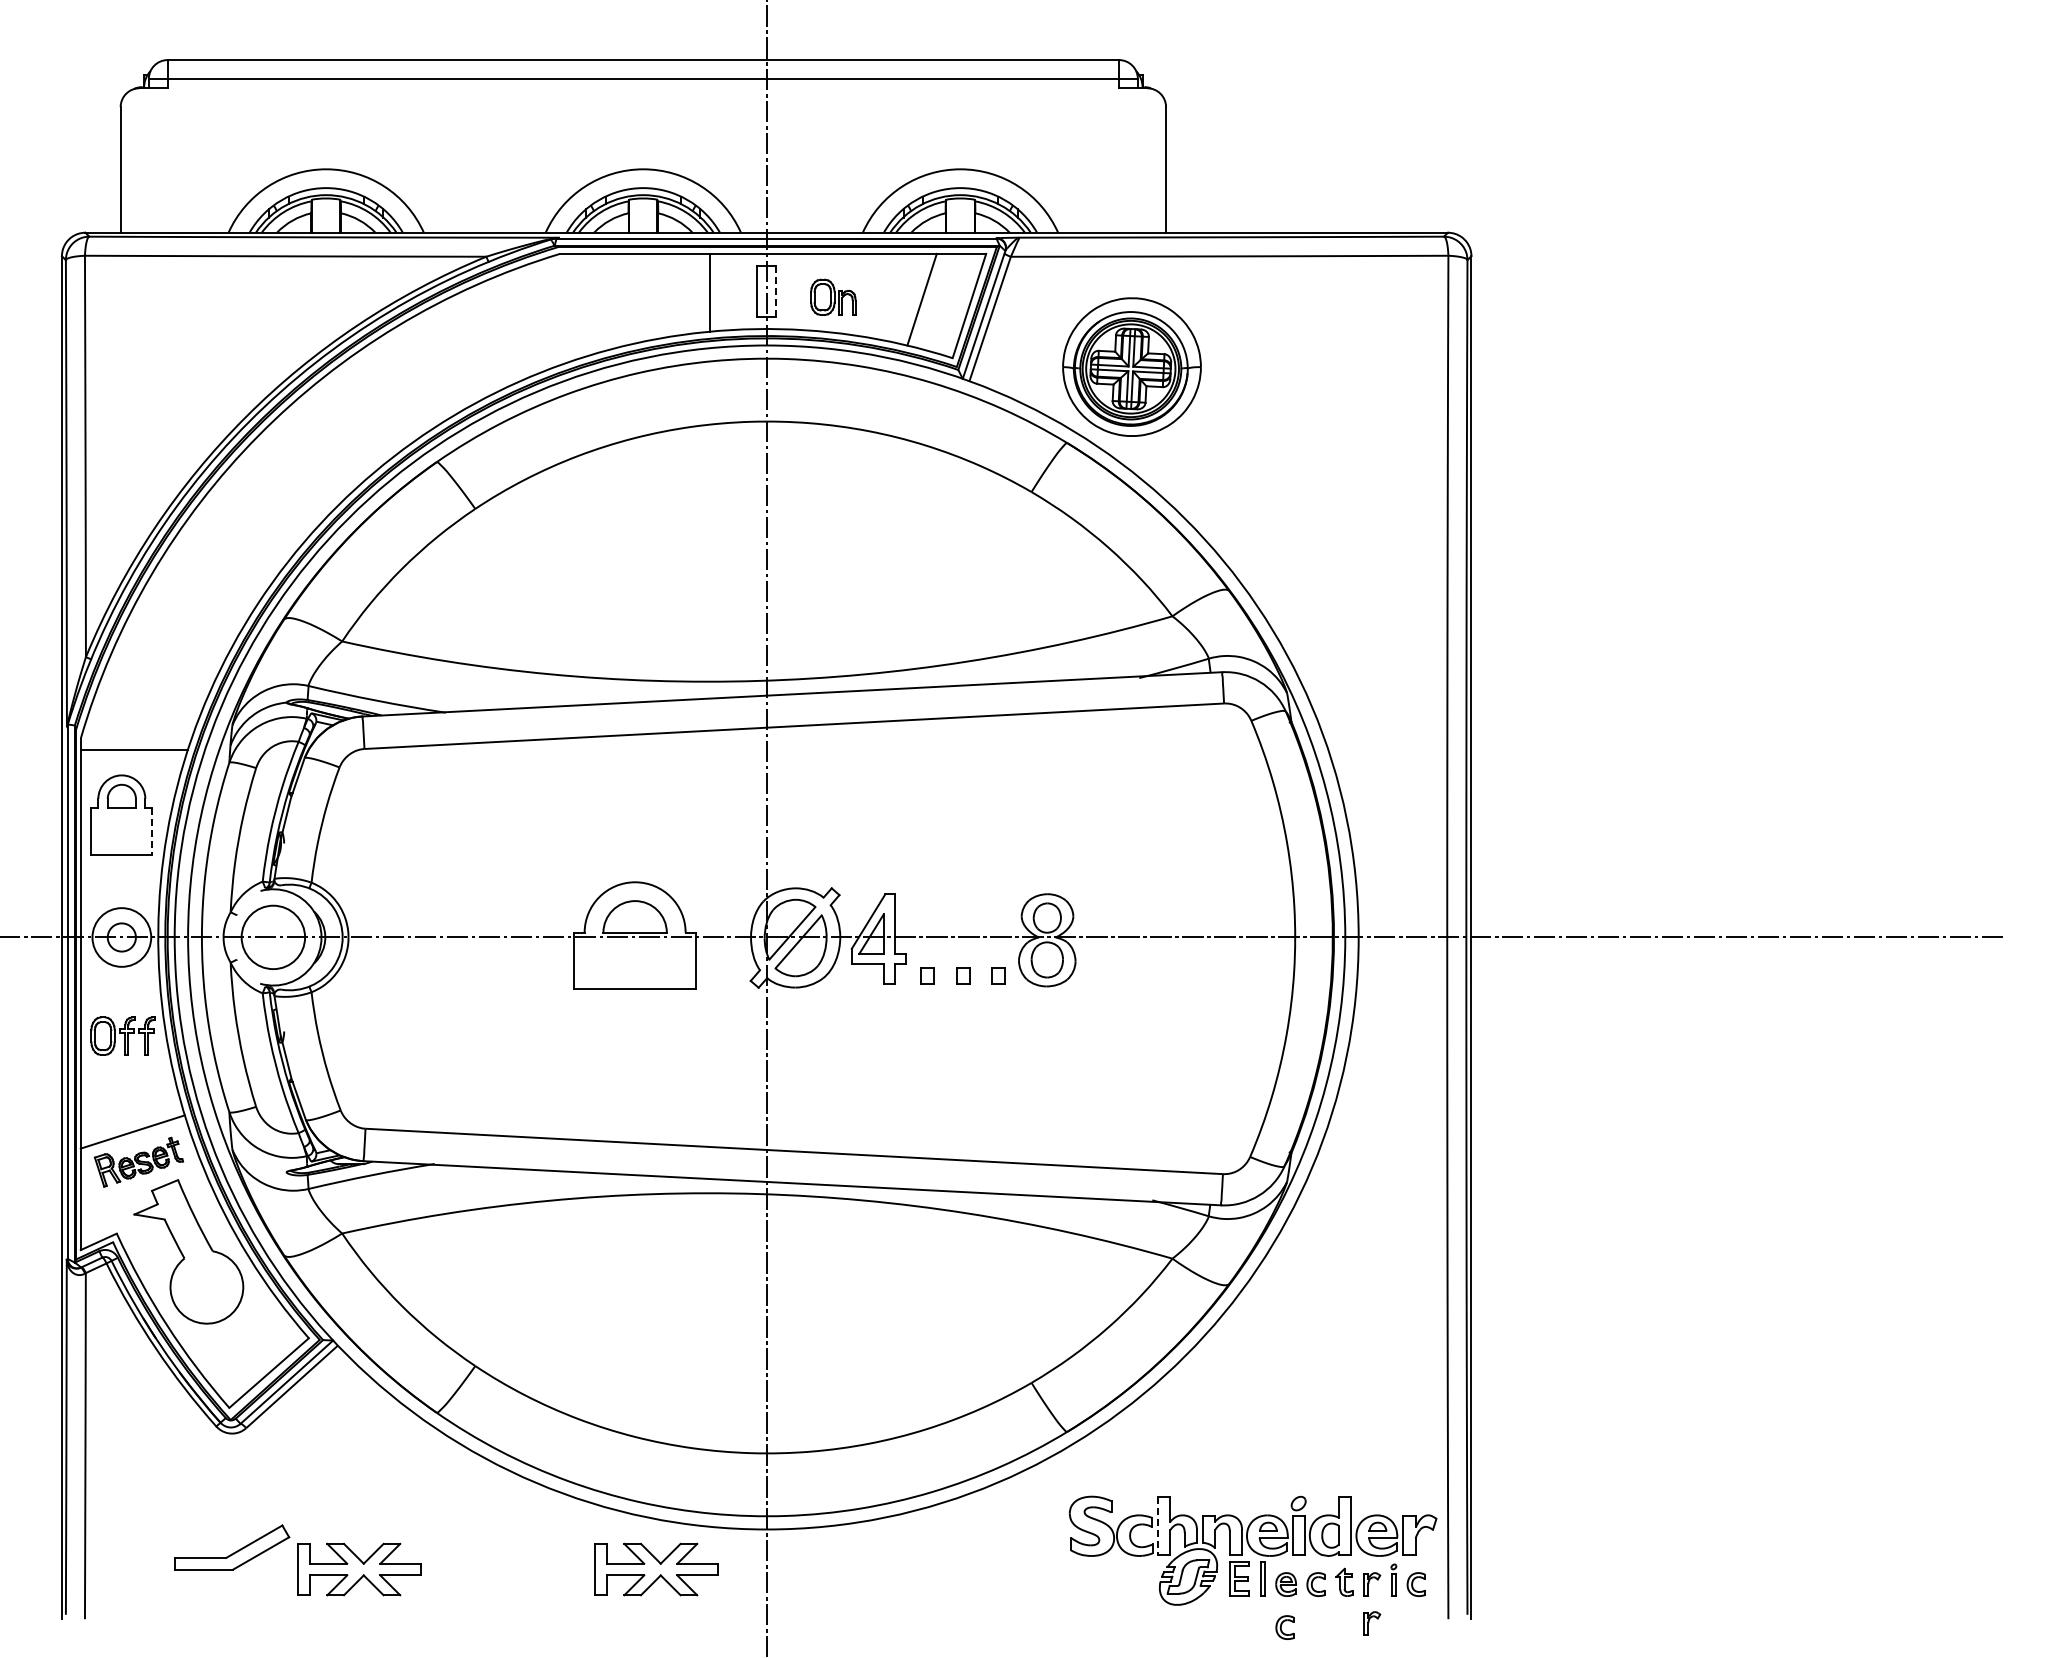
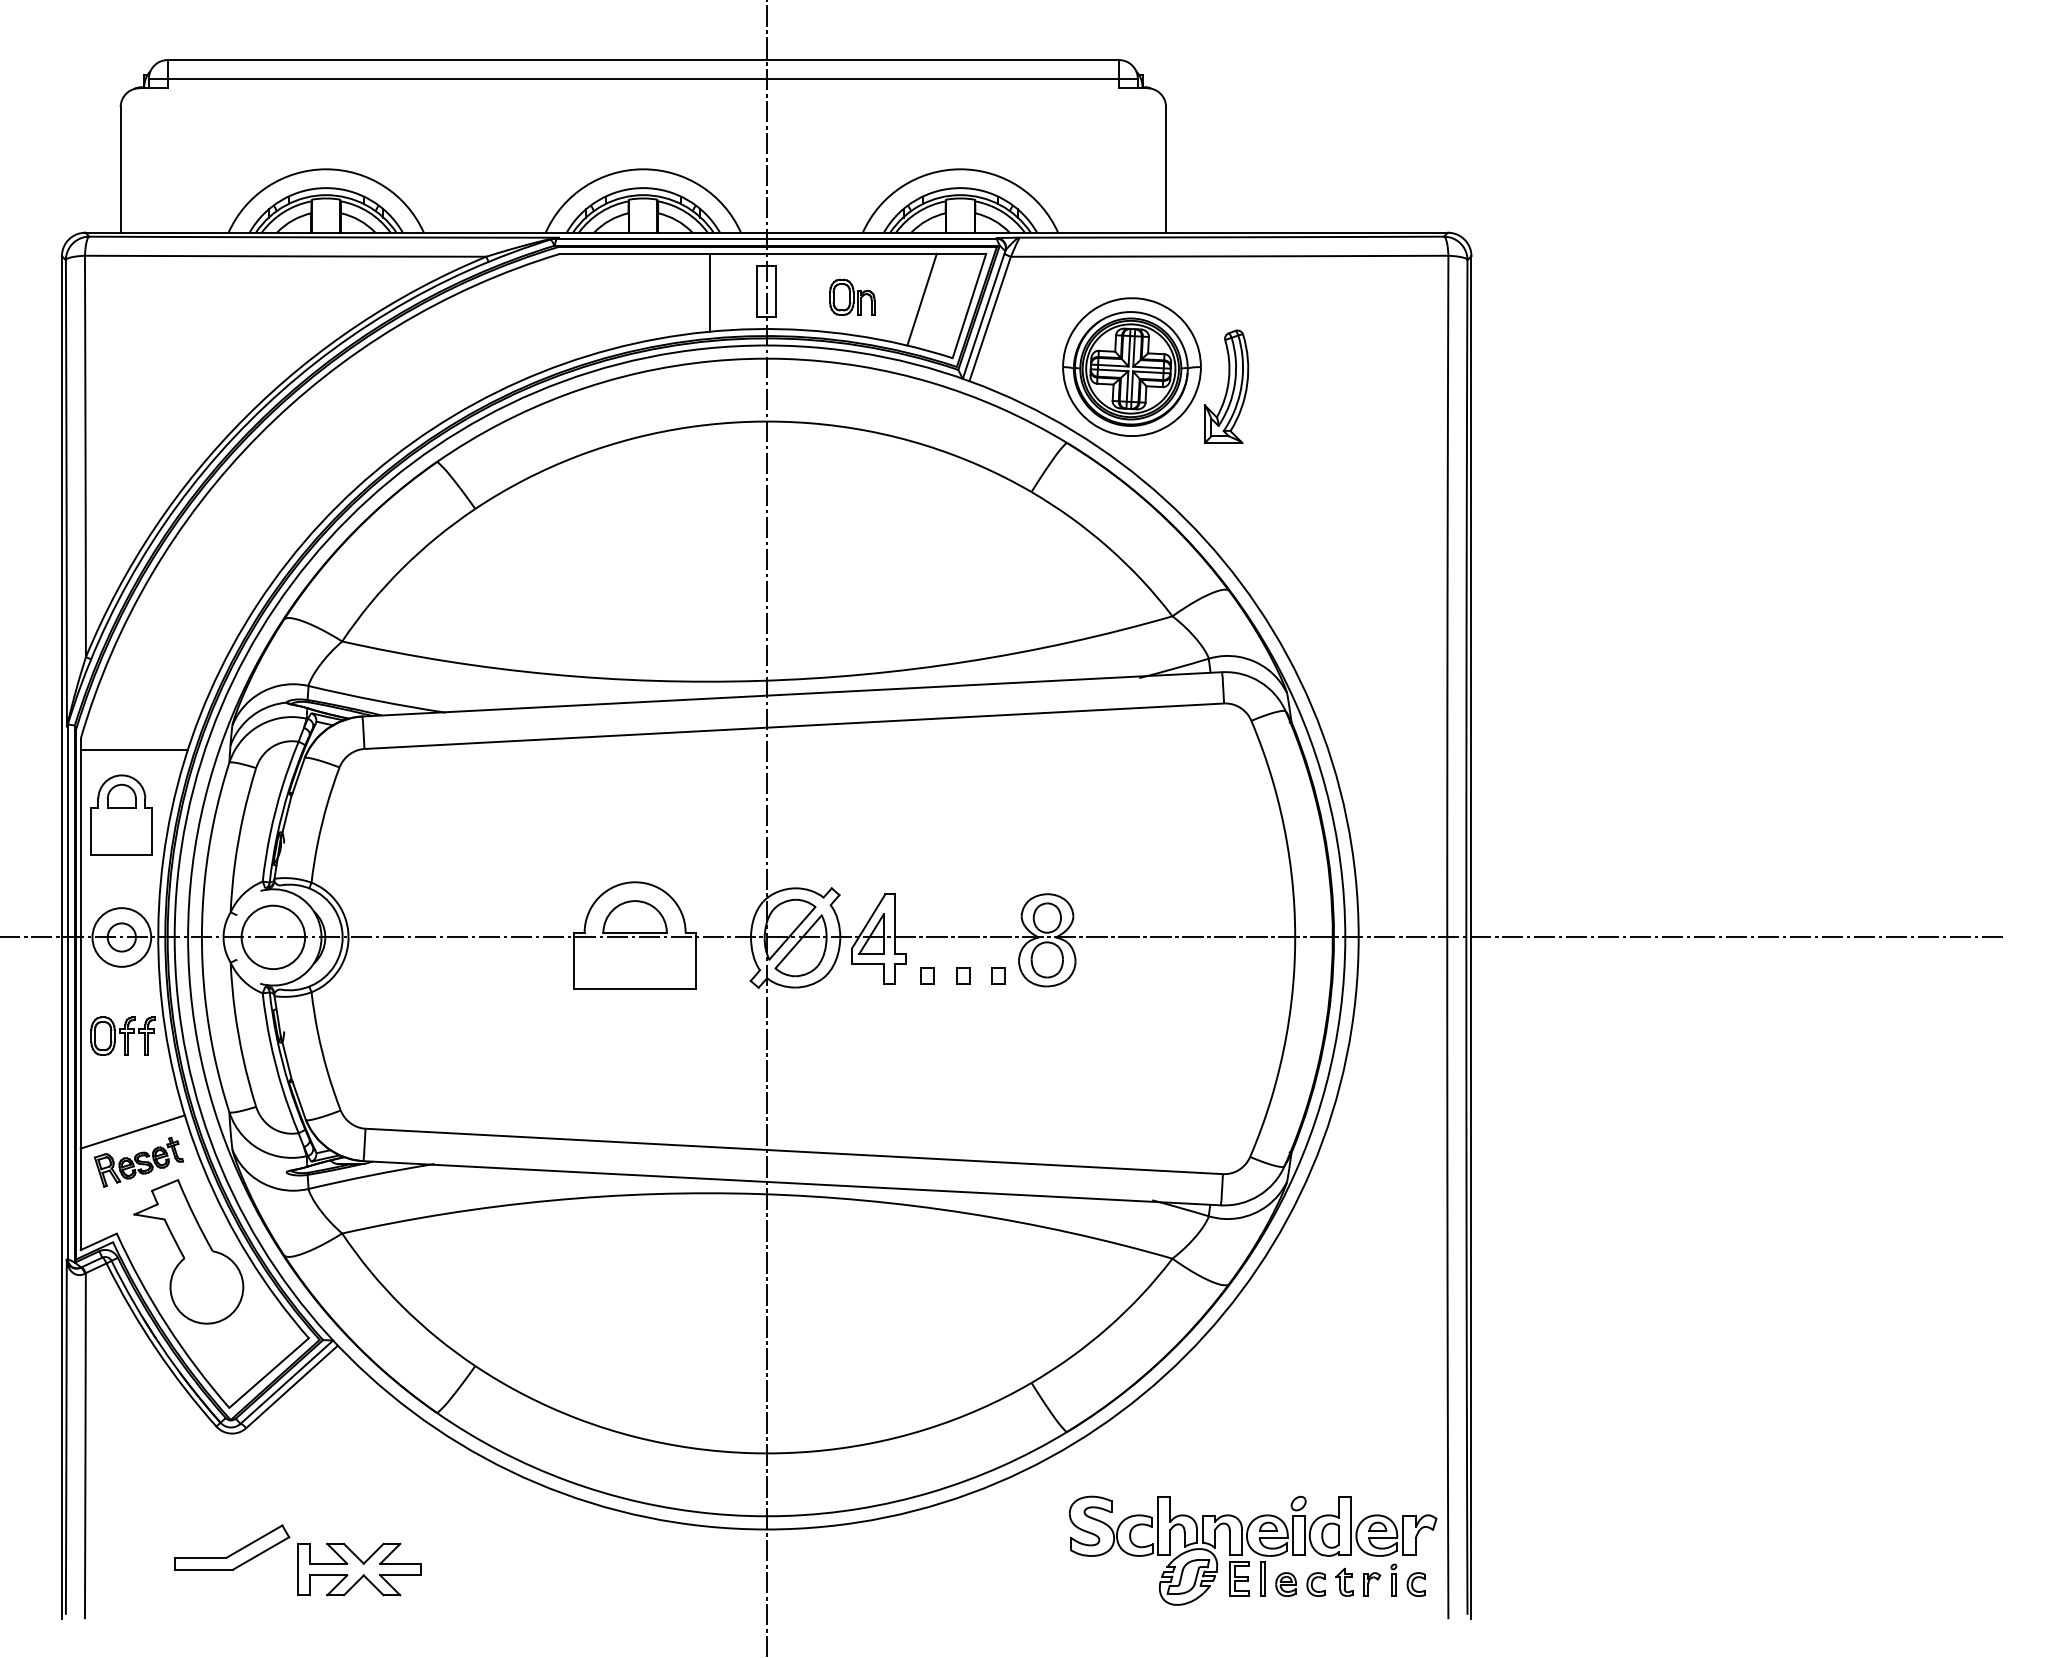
line: dashed -> solid (776, 291)
part position: (833, 296) -> (852, 296) (852, 296)
part: none -> present (1226, 386)
line: dashed -> solid (152, 832)
line: dashed -> solid (1157, 1526)
part: present -> none (656, 1569)
part: present -> none (1372, 1623)
part: present -> none (1284, 1627)
